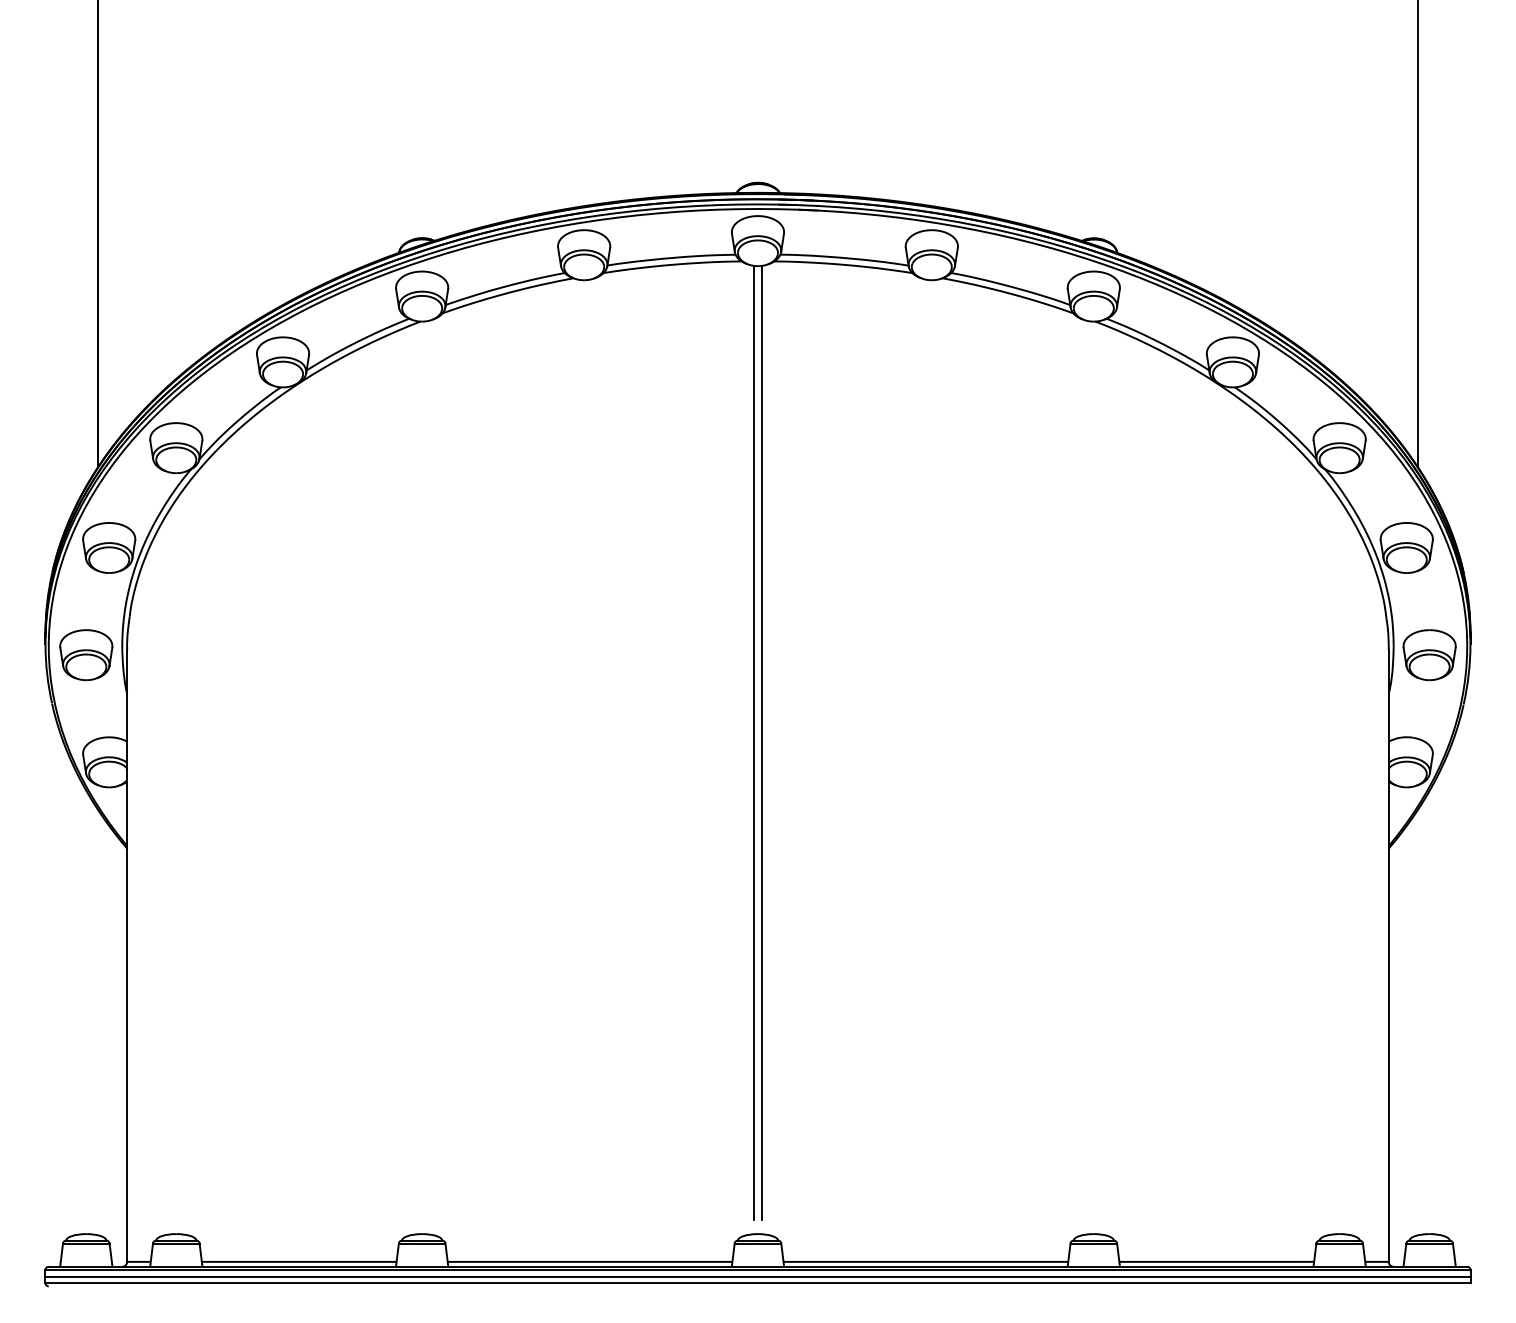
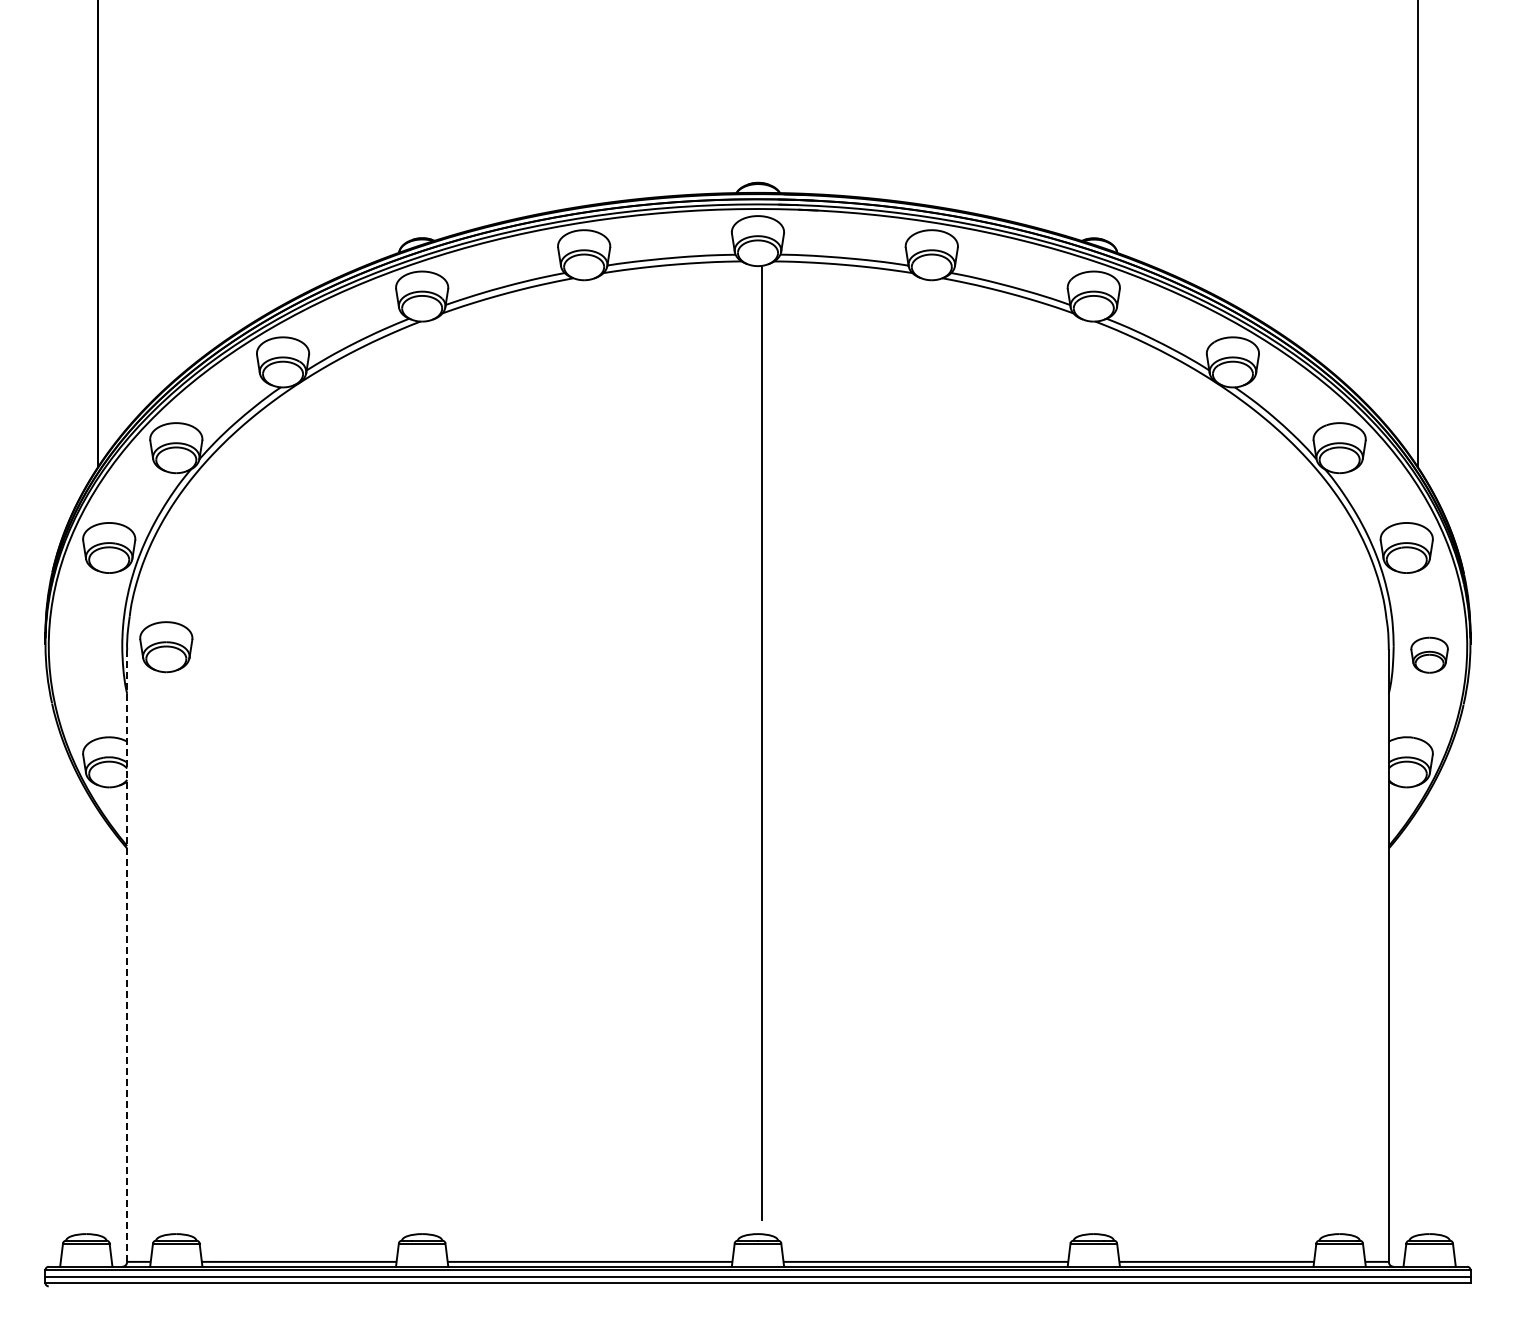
part position: (86, 655) -> (166, 647) (166, 647)
part size: 55x53 px -> 39x38 px (1429, 654)
line: present -> none (753, 742)
line: solid -> dashed (127, 955)
